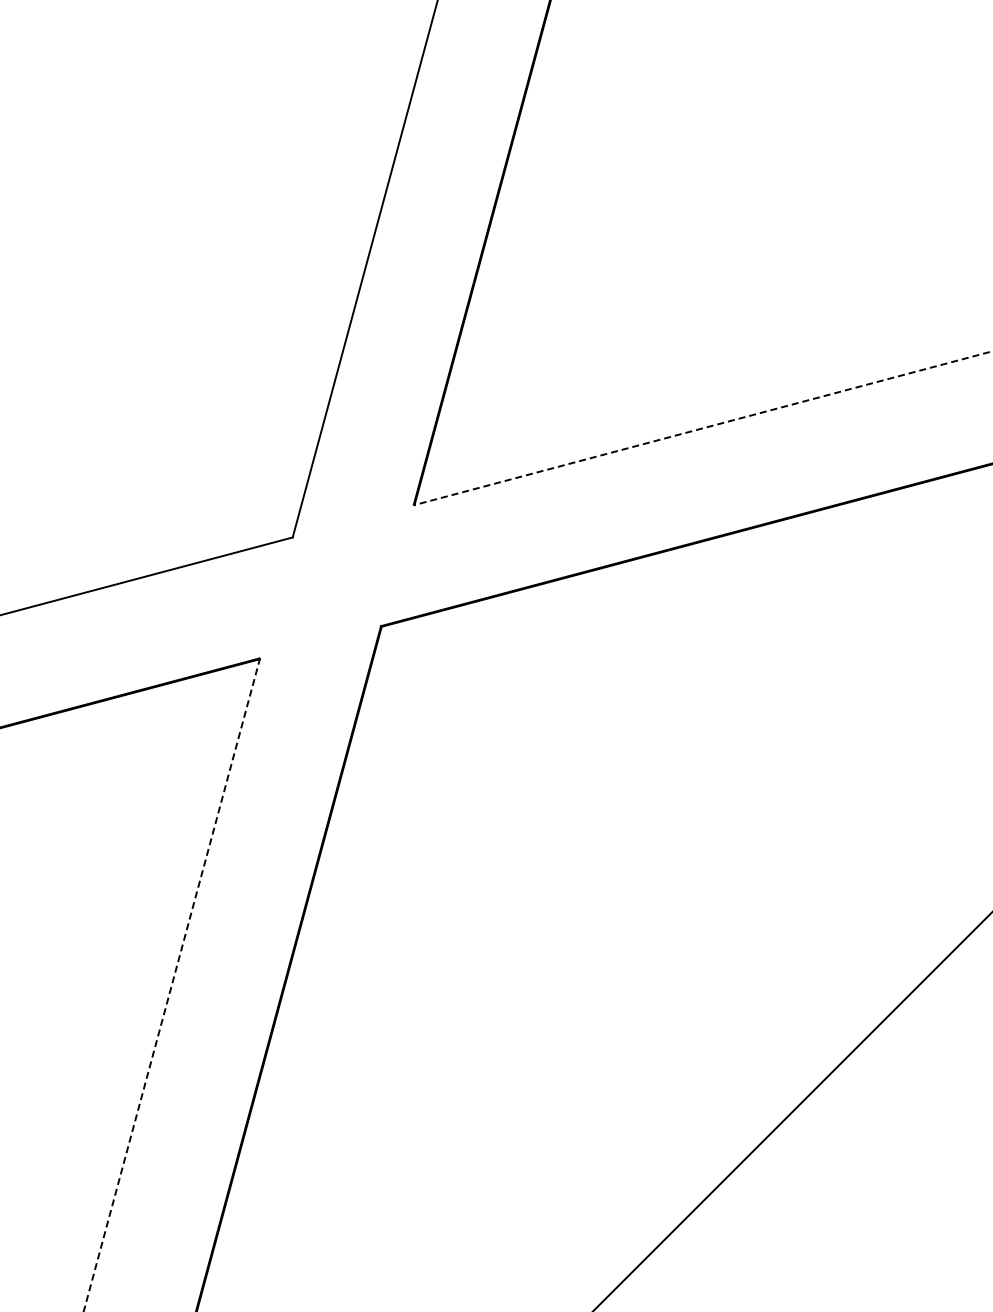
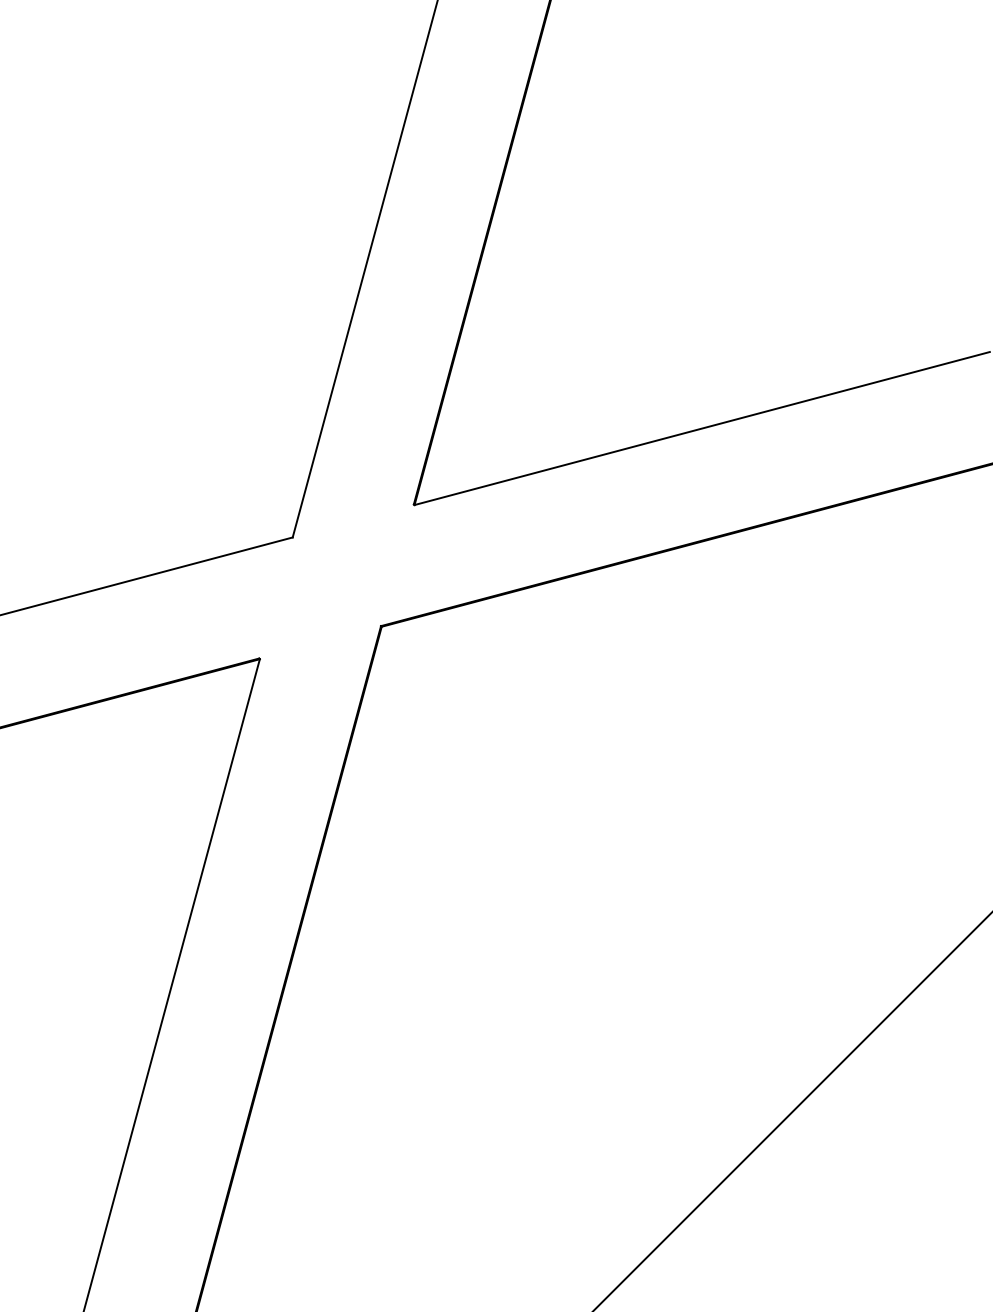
line: dashed -> solid (702, 428)
line: dashed -> solid (171, 985)
